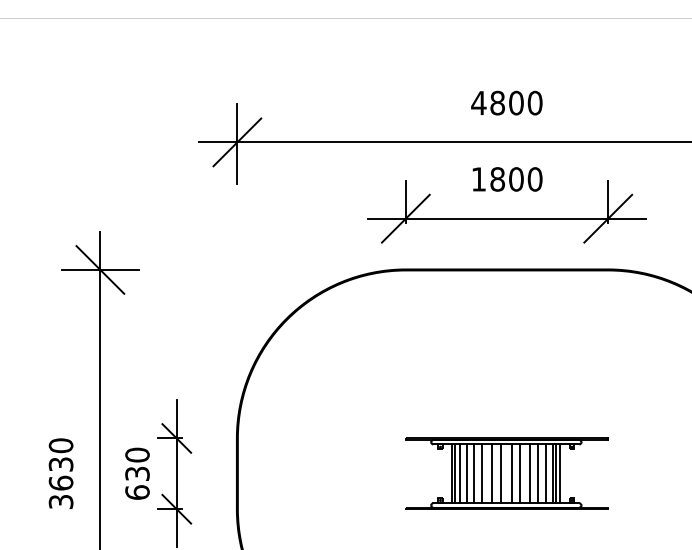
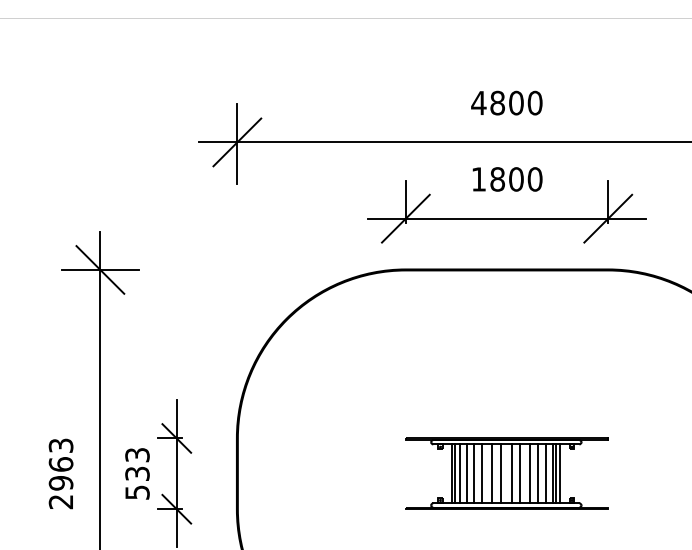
text: 3630 -> 2963 (60, 473)
text: 630 -> 533 (137, 473)
